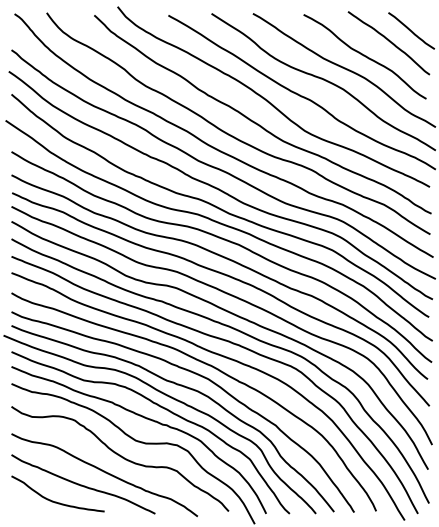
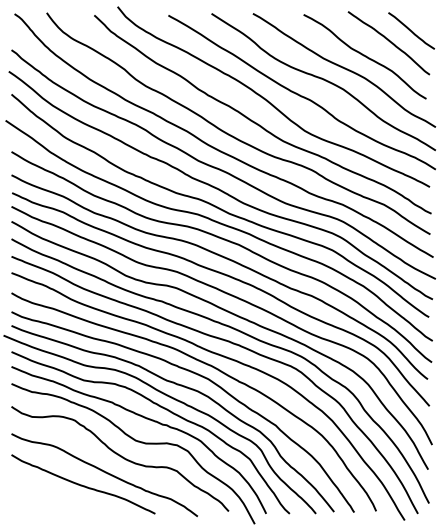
curve: present -> none (53, 500)
